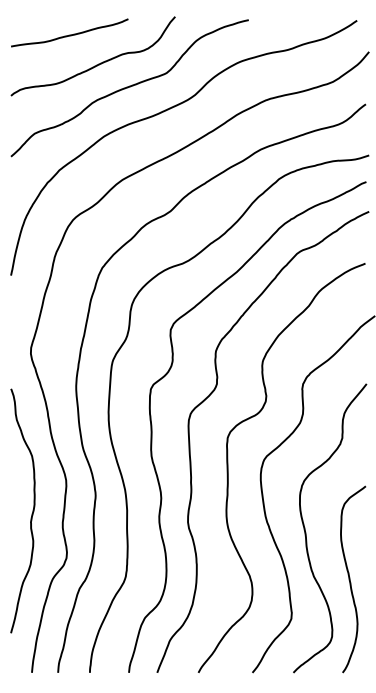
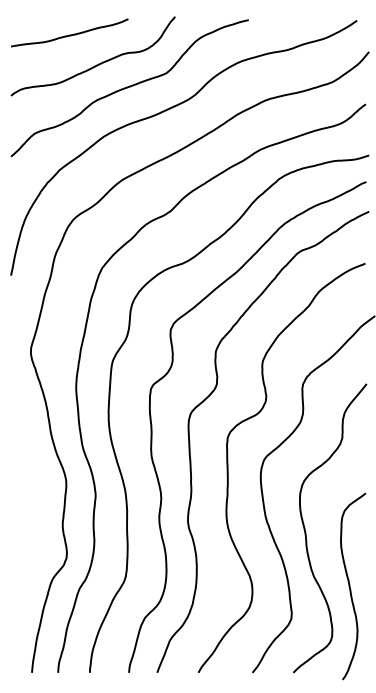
curve: present -> none (31, 513)
curve position: (350, 579) -> (350, 586) (350, 586)
